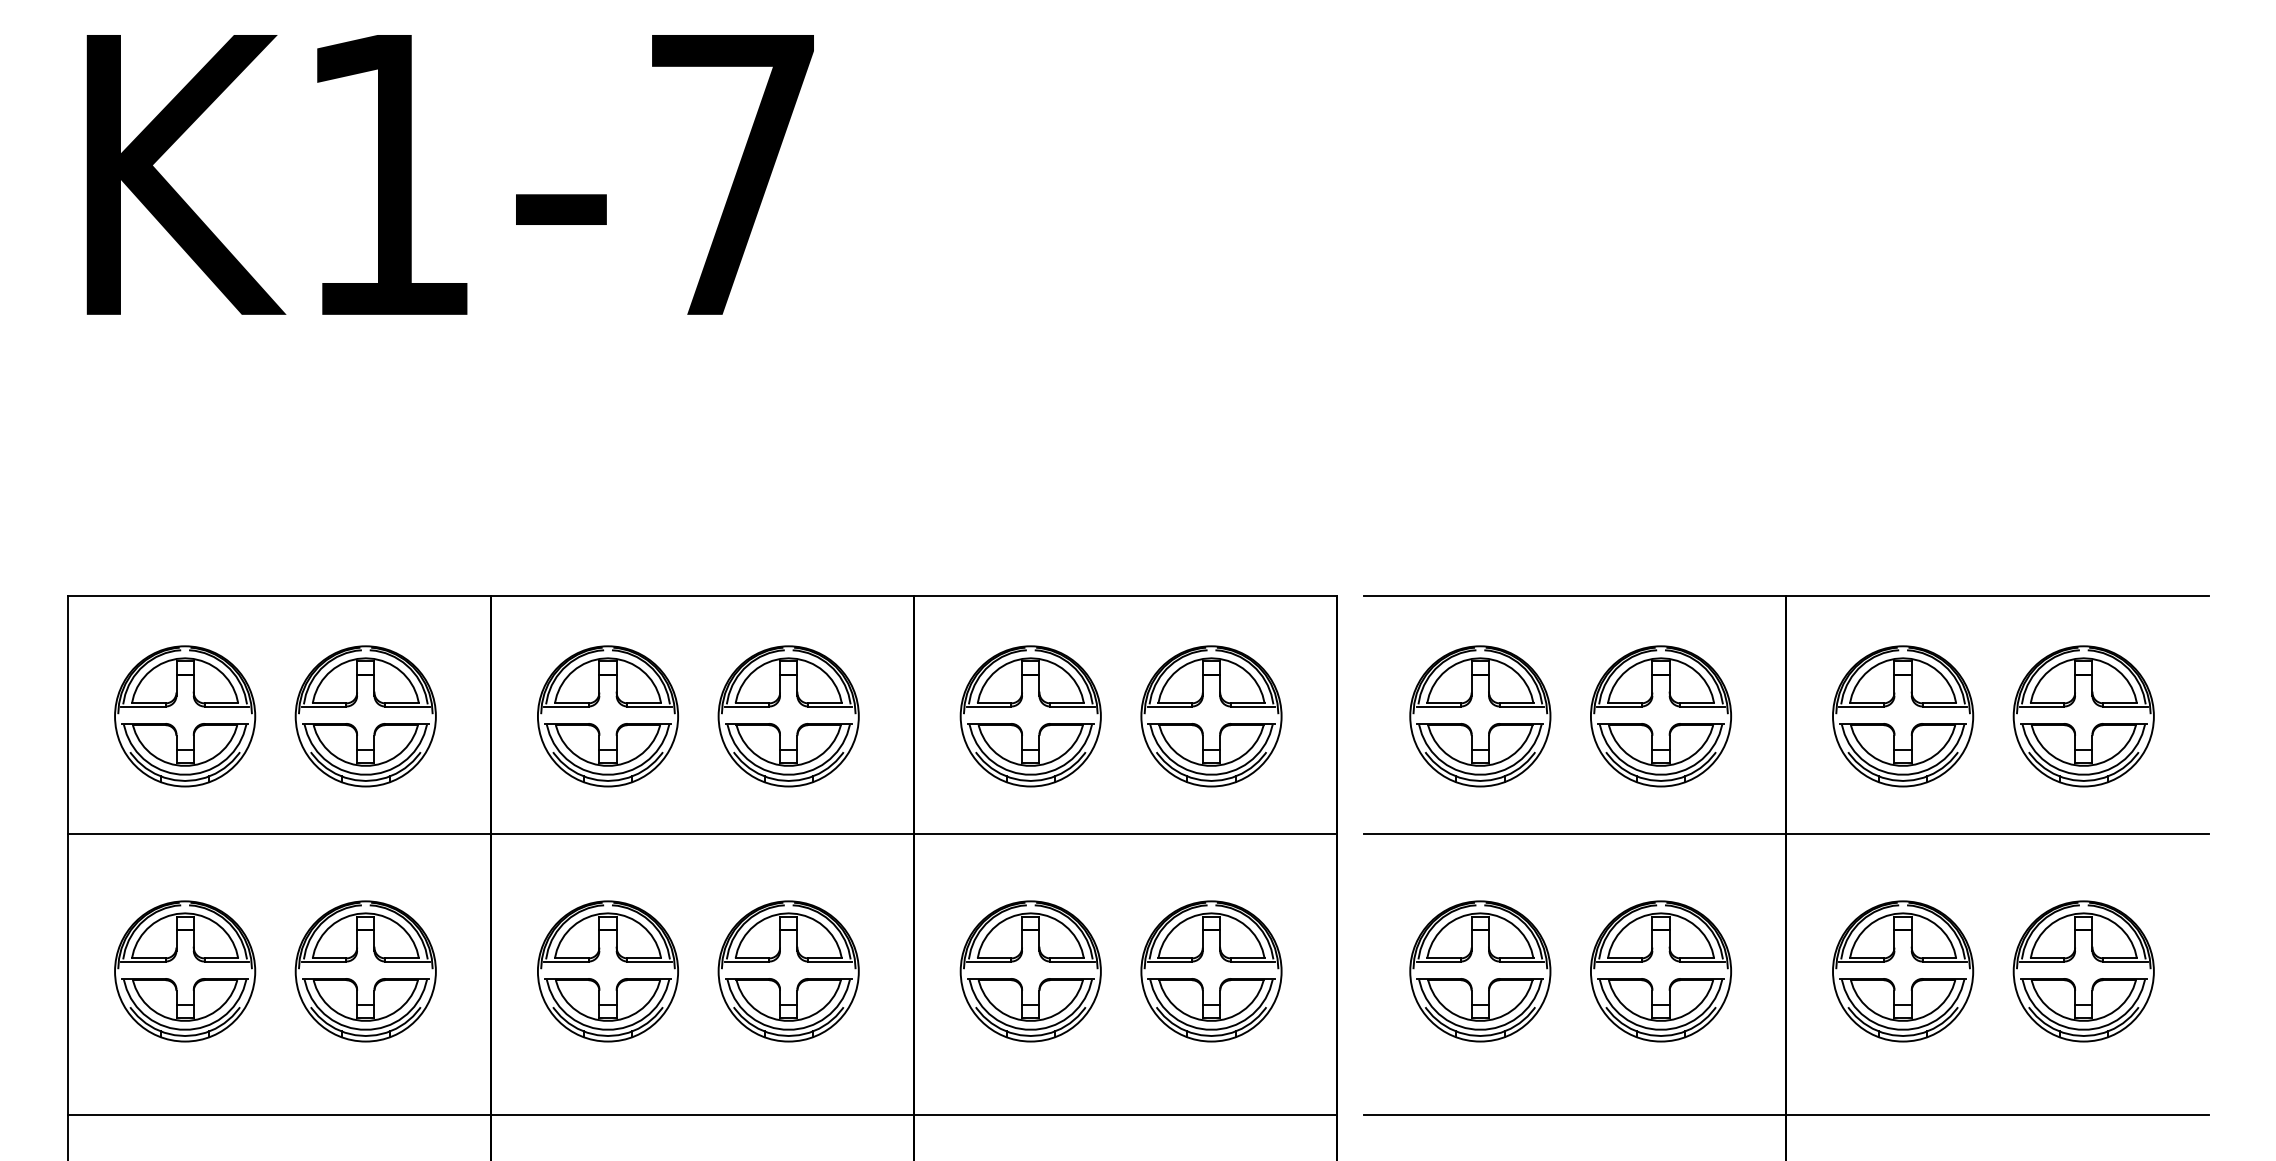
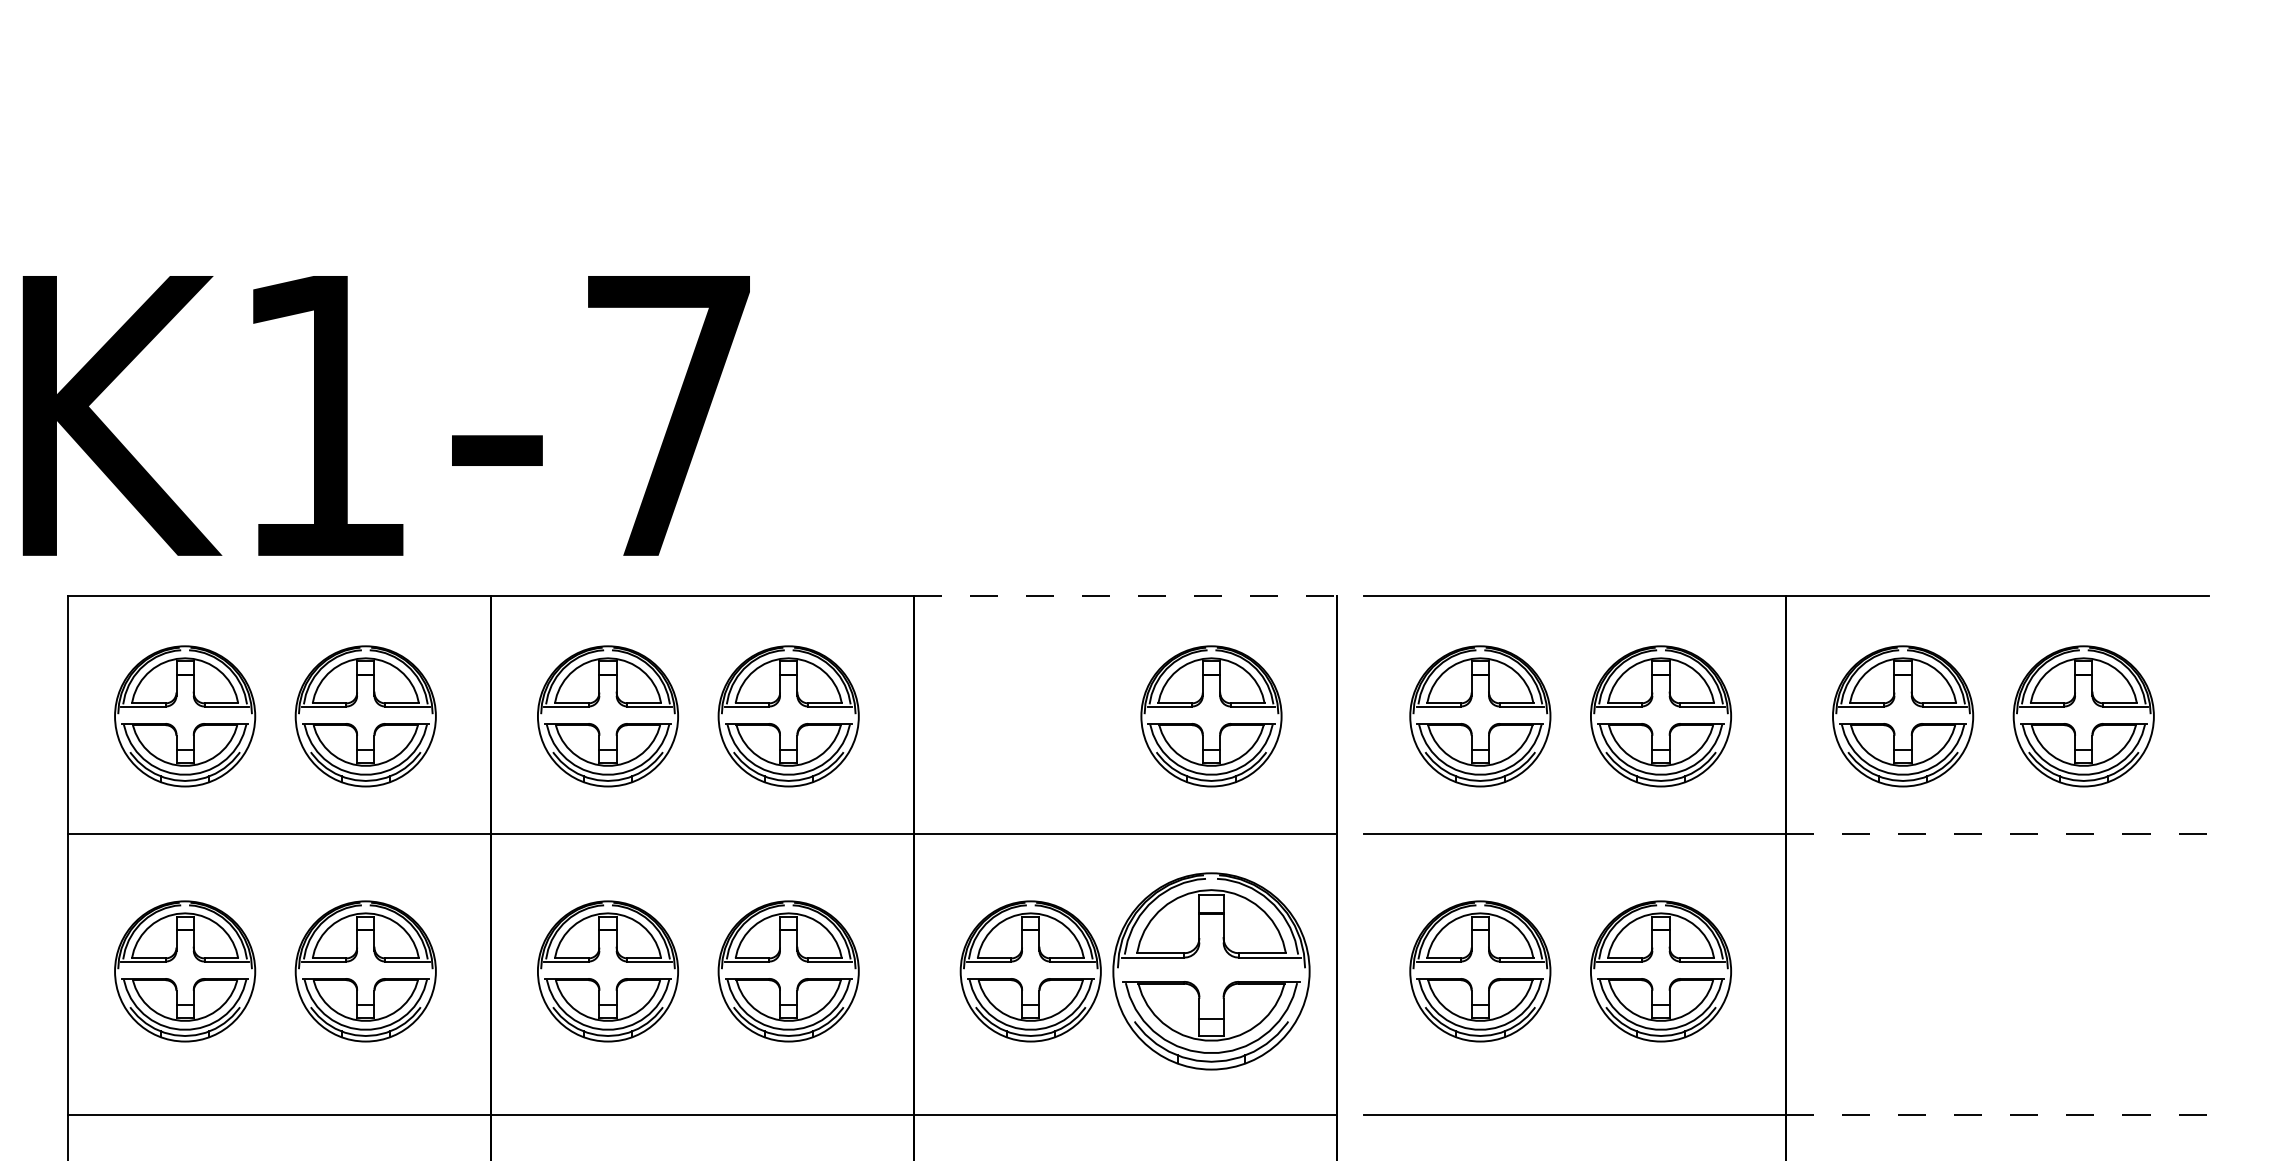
text position: (449, 174) -> (385, 415) (385, 415)
line: solid -> dashed (1125, 596)
part: present -> none (1030, 716)
line: solid -> dashed (1998, 834)
part size: 143x143 px -> 199x199 px (1211, 971)
part: present -> none (1903, 971)
part: present -> none (2083, 971)
line: solid -> dashed (1998, 1114)
